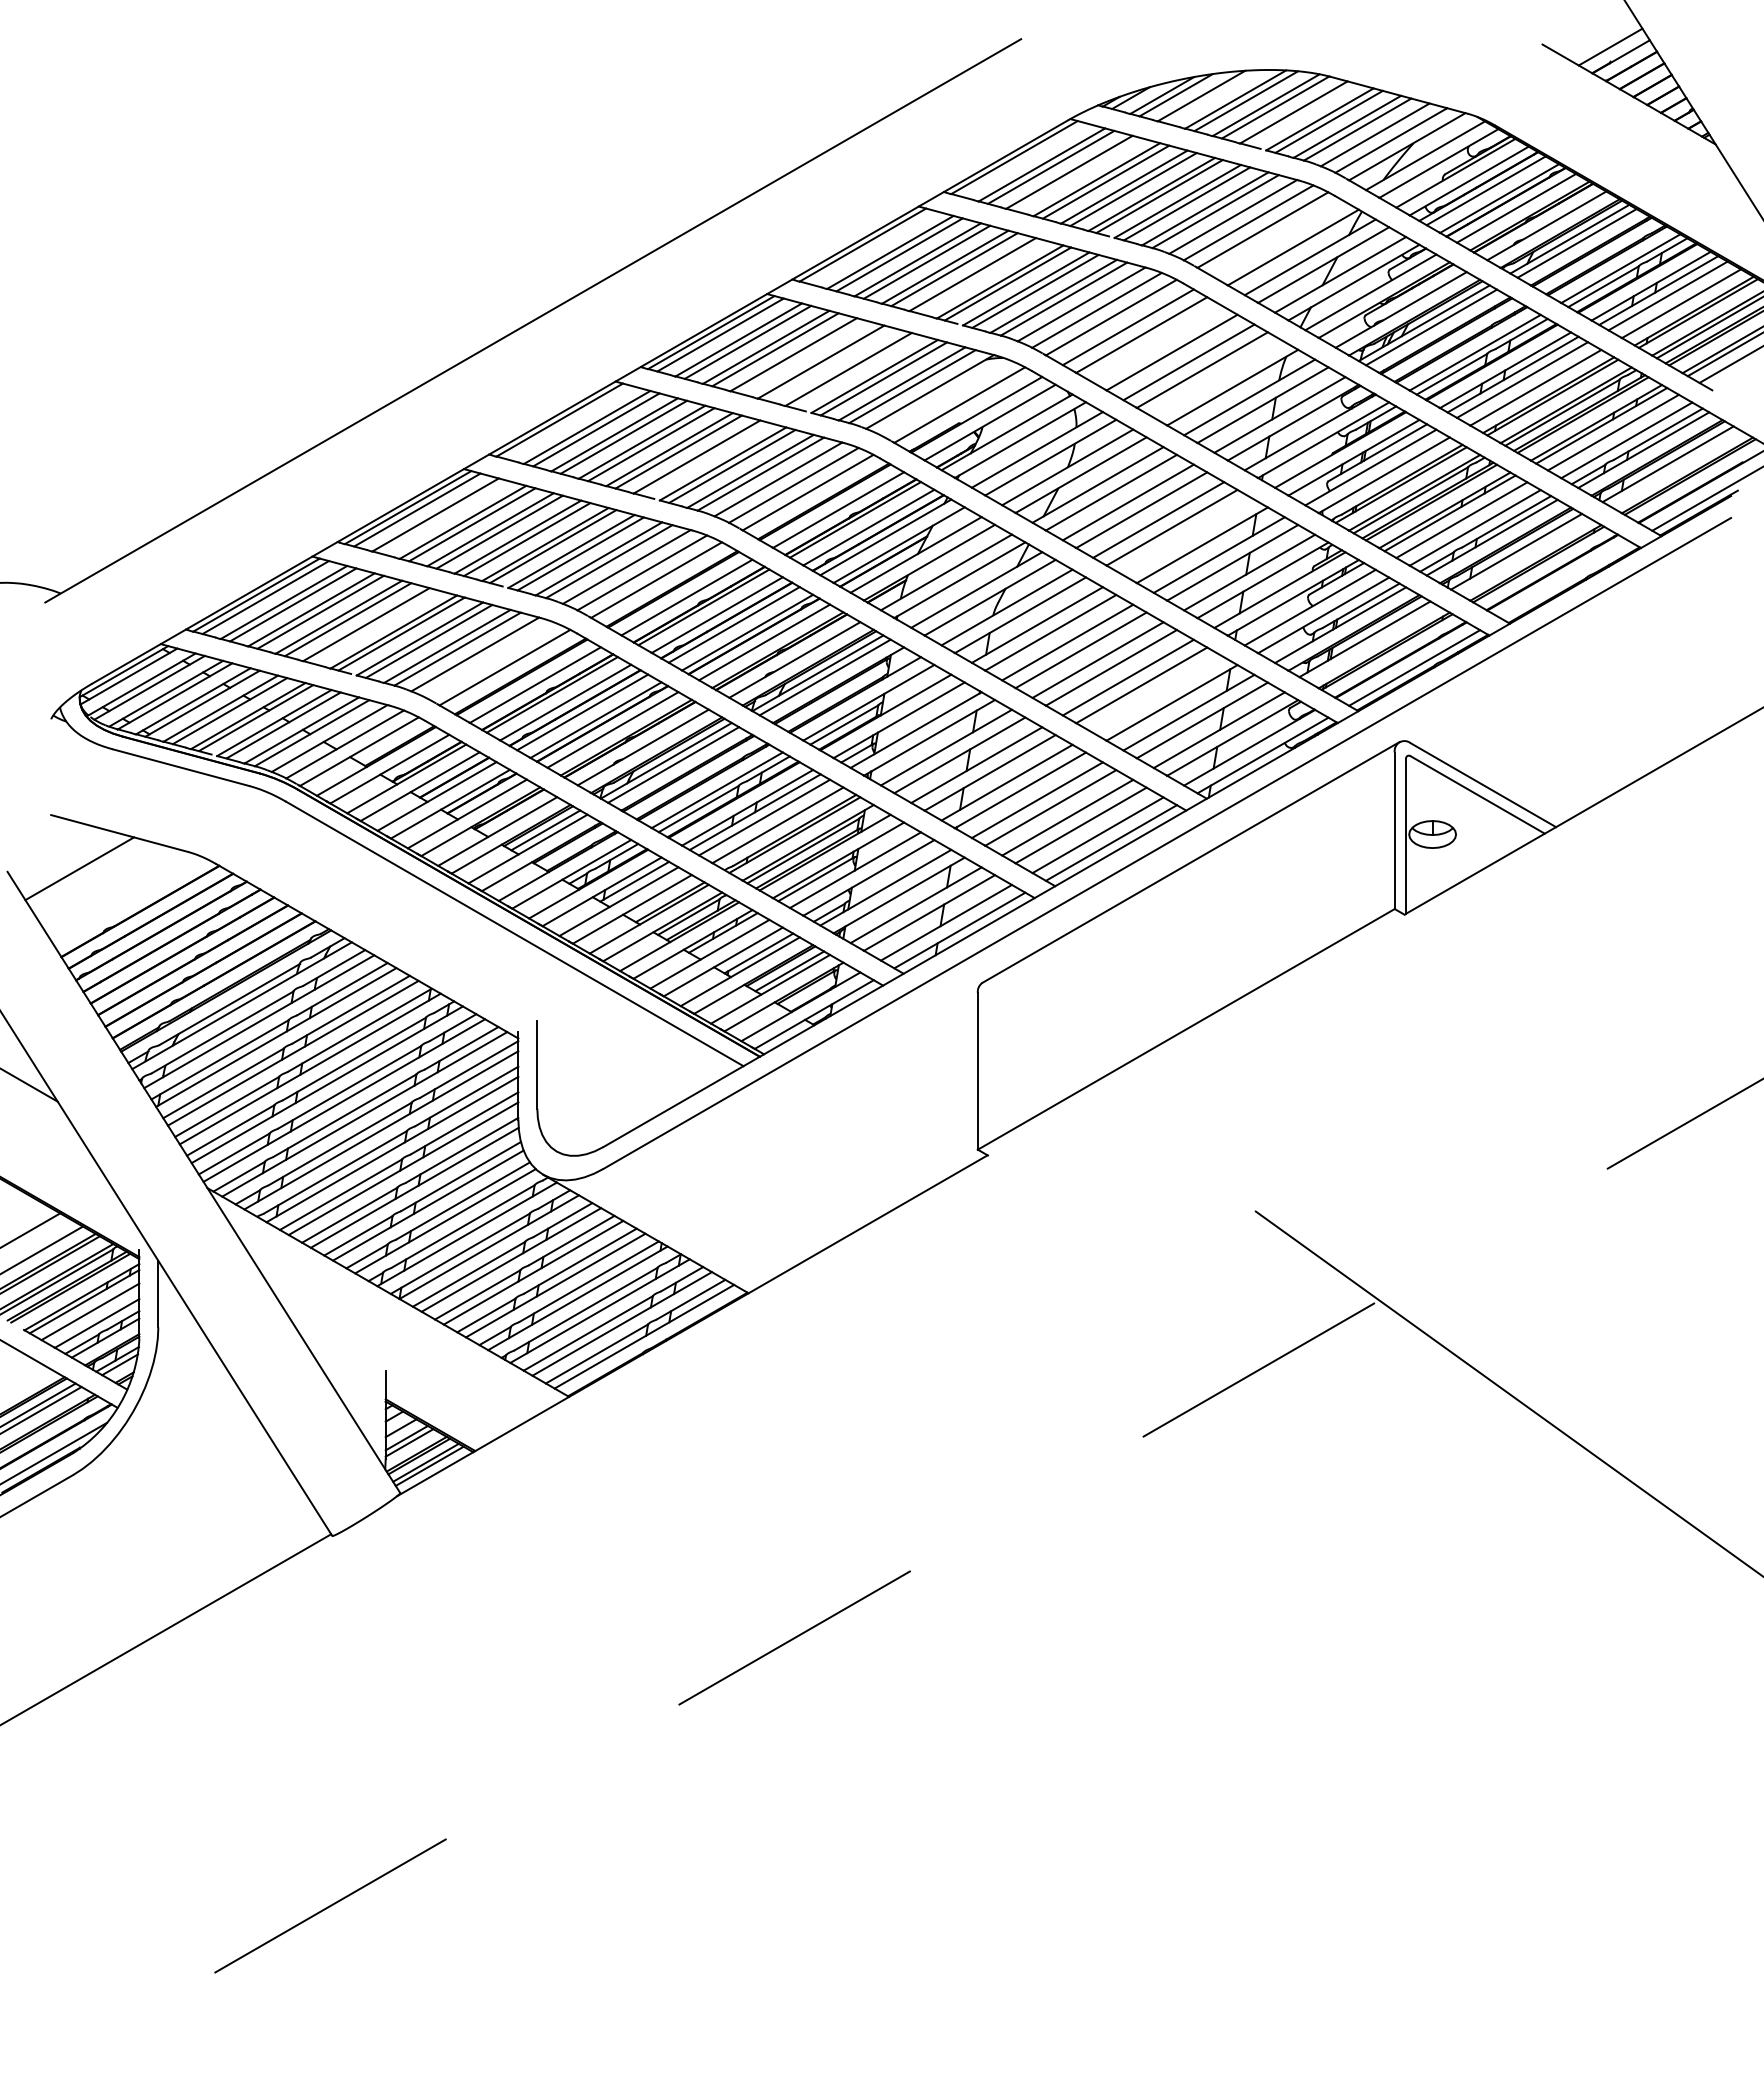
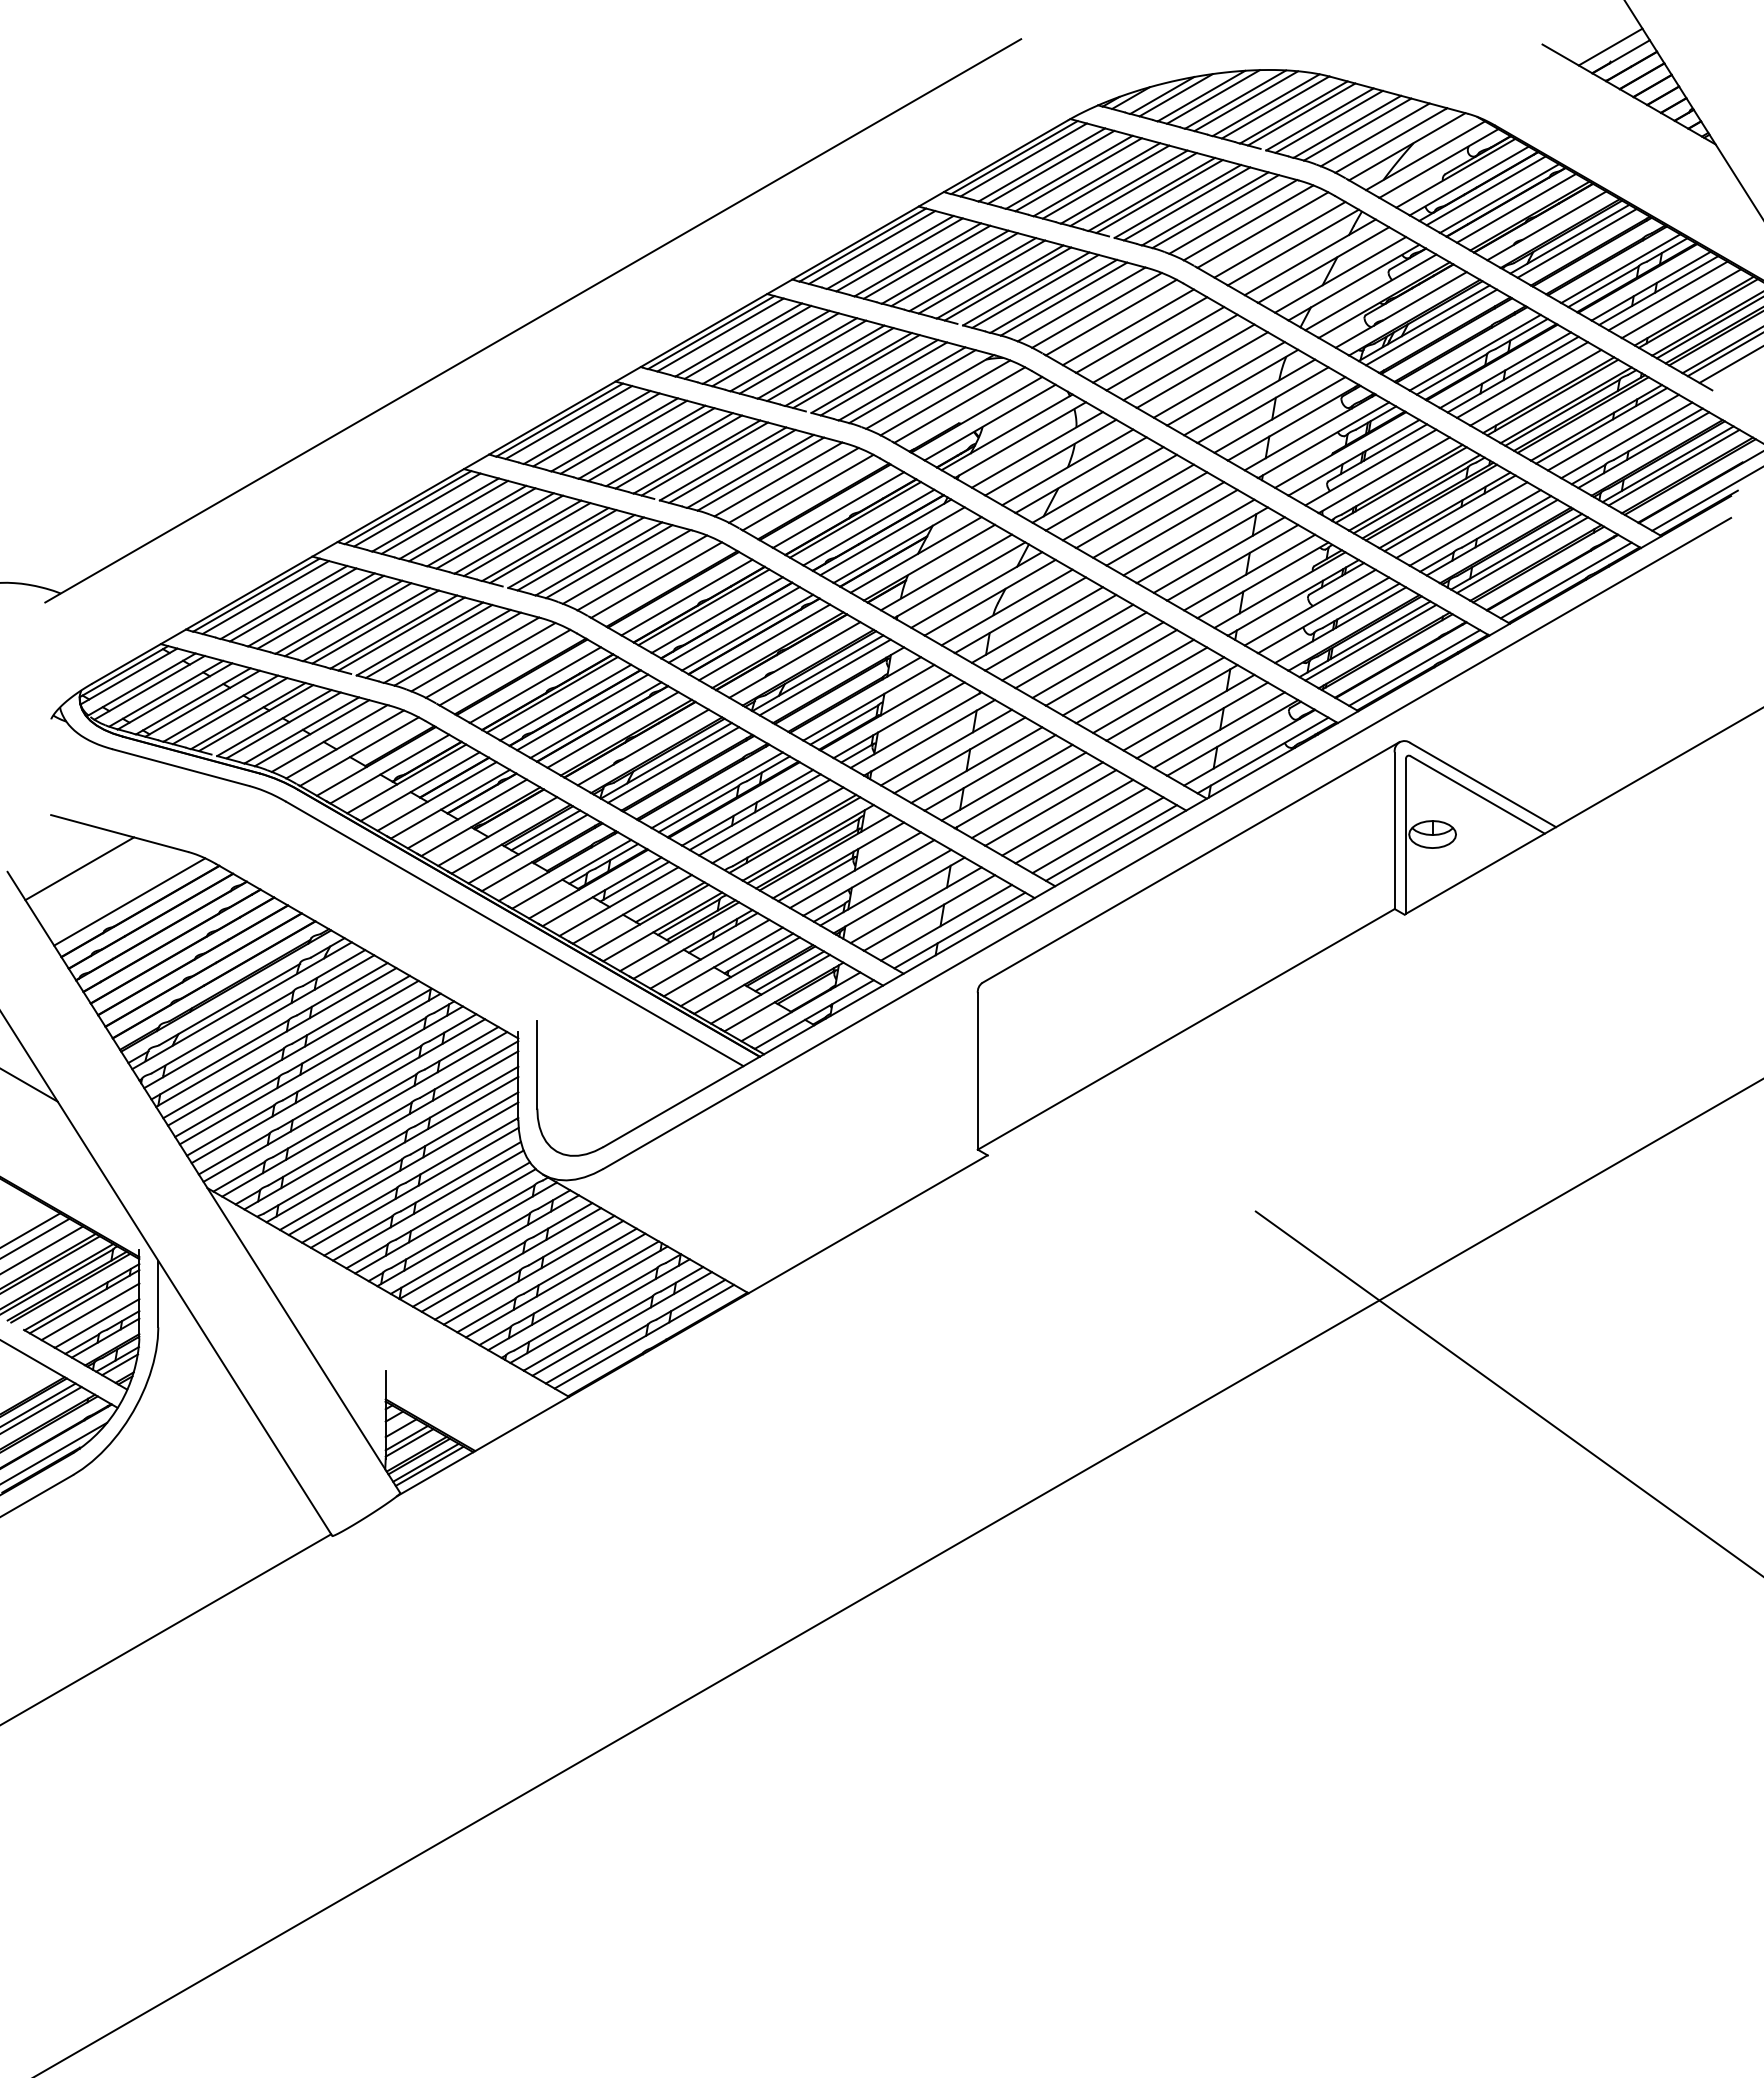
line: none -> present (1213, 96)
line: none -> present (1301, 114)
line: none -> present (1023, 159)
line: none -> present (1078, 174)
line: none -> present (1279, 239)
line: none -> present (871, 247)
line: none -> present (981, 276)
line: none -> present (1158, 344)
line: none -> present (802, 356)
line: none -> present (830, 364)
line: none -> present (856, 371)
line: none -> present (1218, 379)
line: none -> present (945, 397)
line: none -> present (568, 422)
line: none -> present (704, 458)
line: none -> present (1673, 467)
line: none -> present (444, 516)
line: none -> present (1188, 537)
line: none -> present (1522, 555)
line: none -> present (1565, 580)
line: none -> present (375, 626)
line: none -> present (1370, 642)
line: none -> present (490, 660)
line: none -> present (1158, 695)
line: none -> present (129, 901)
line: none -> present (35, 1237)
line: dashed -> solid (898, 1578)
